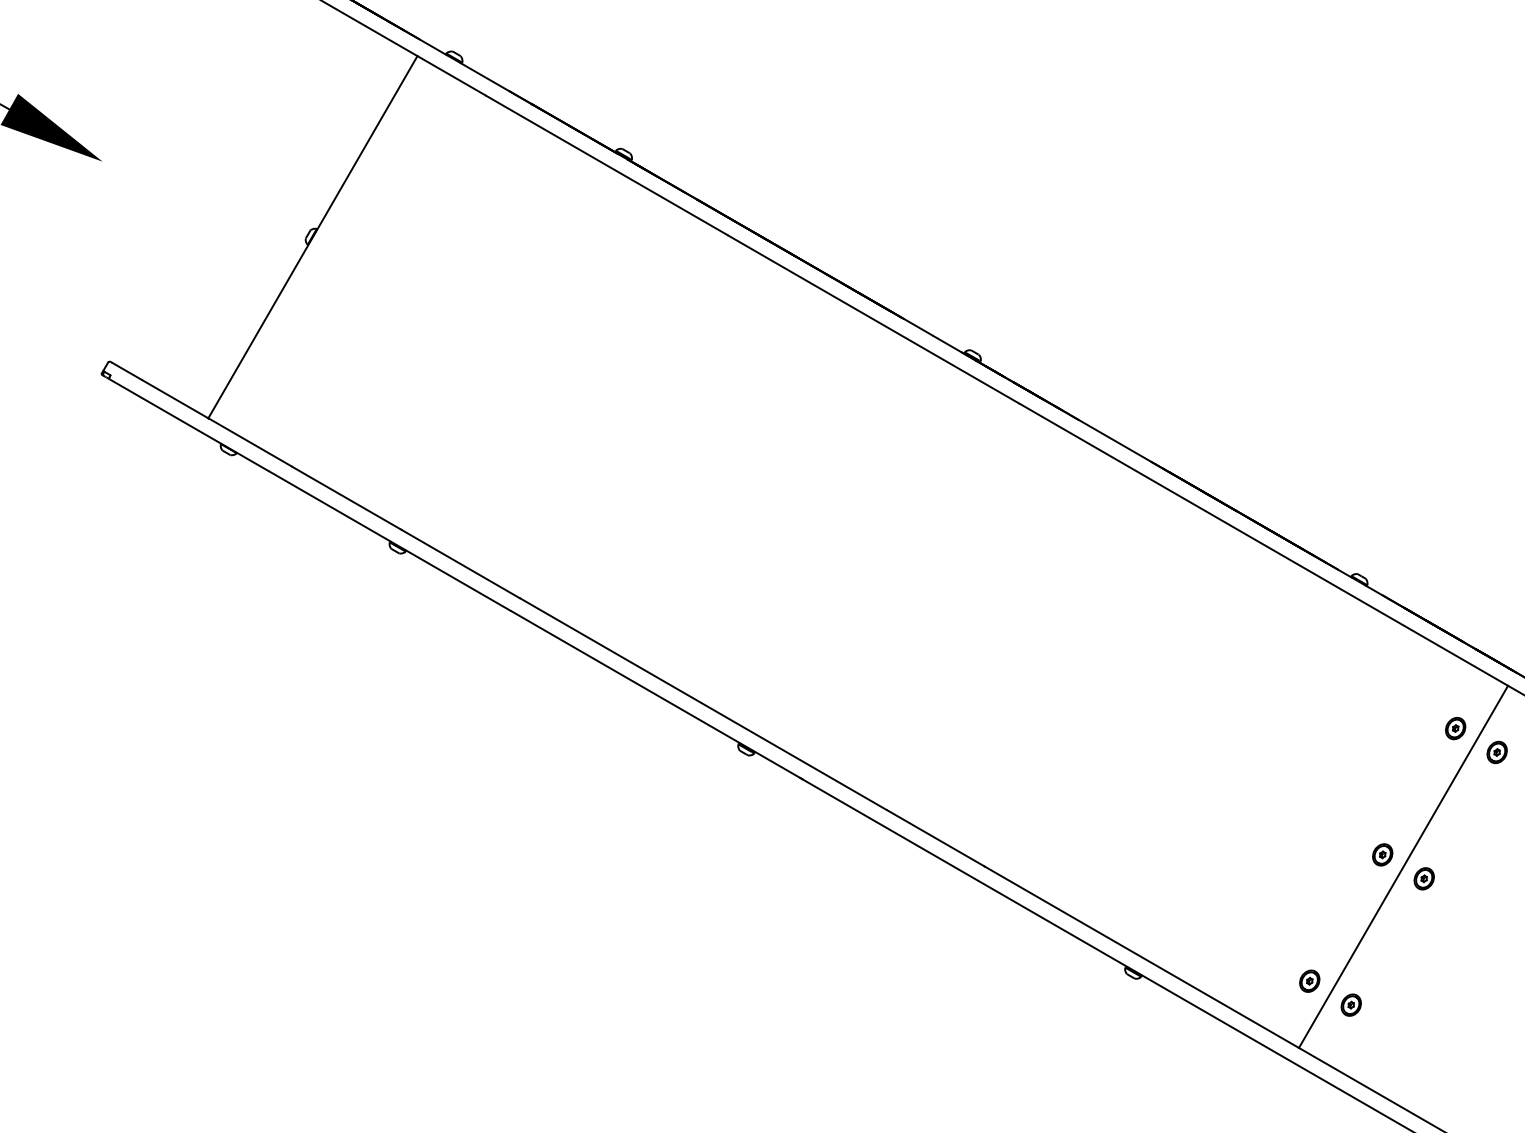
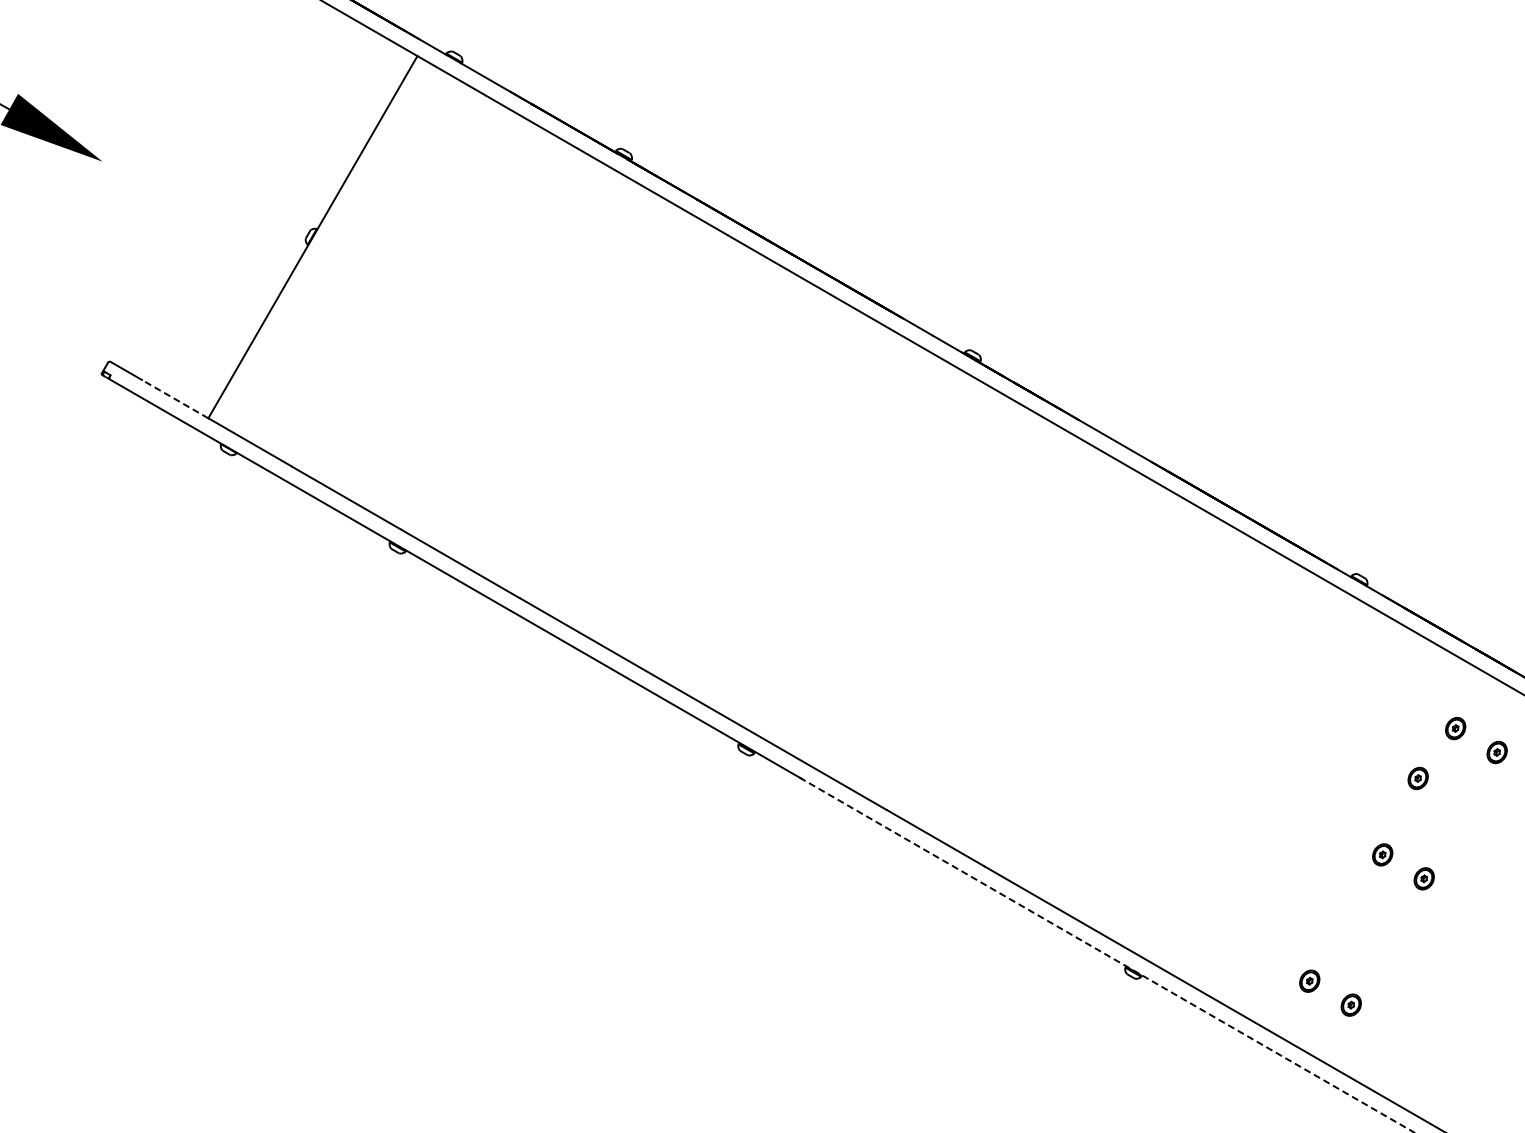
line: solid -> dashed (175, 399)
part: none -> present (1417, 778)
line: present -> none (1403, 866)
line: solid -> dashed (1108, 956)
